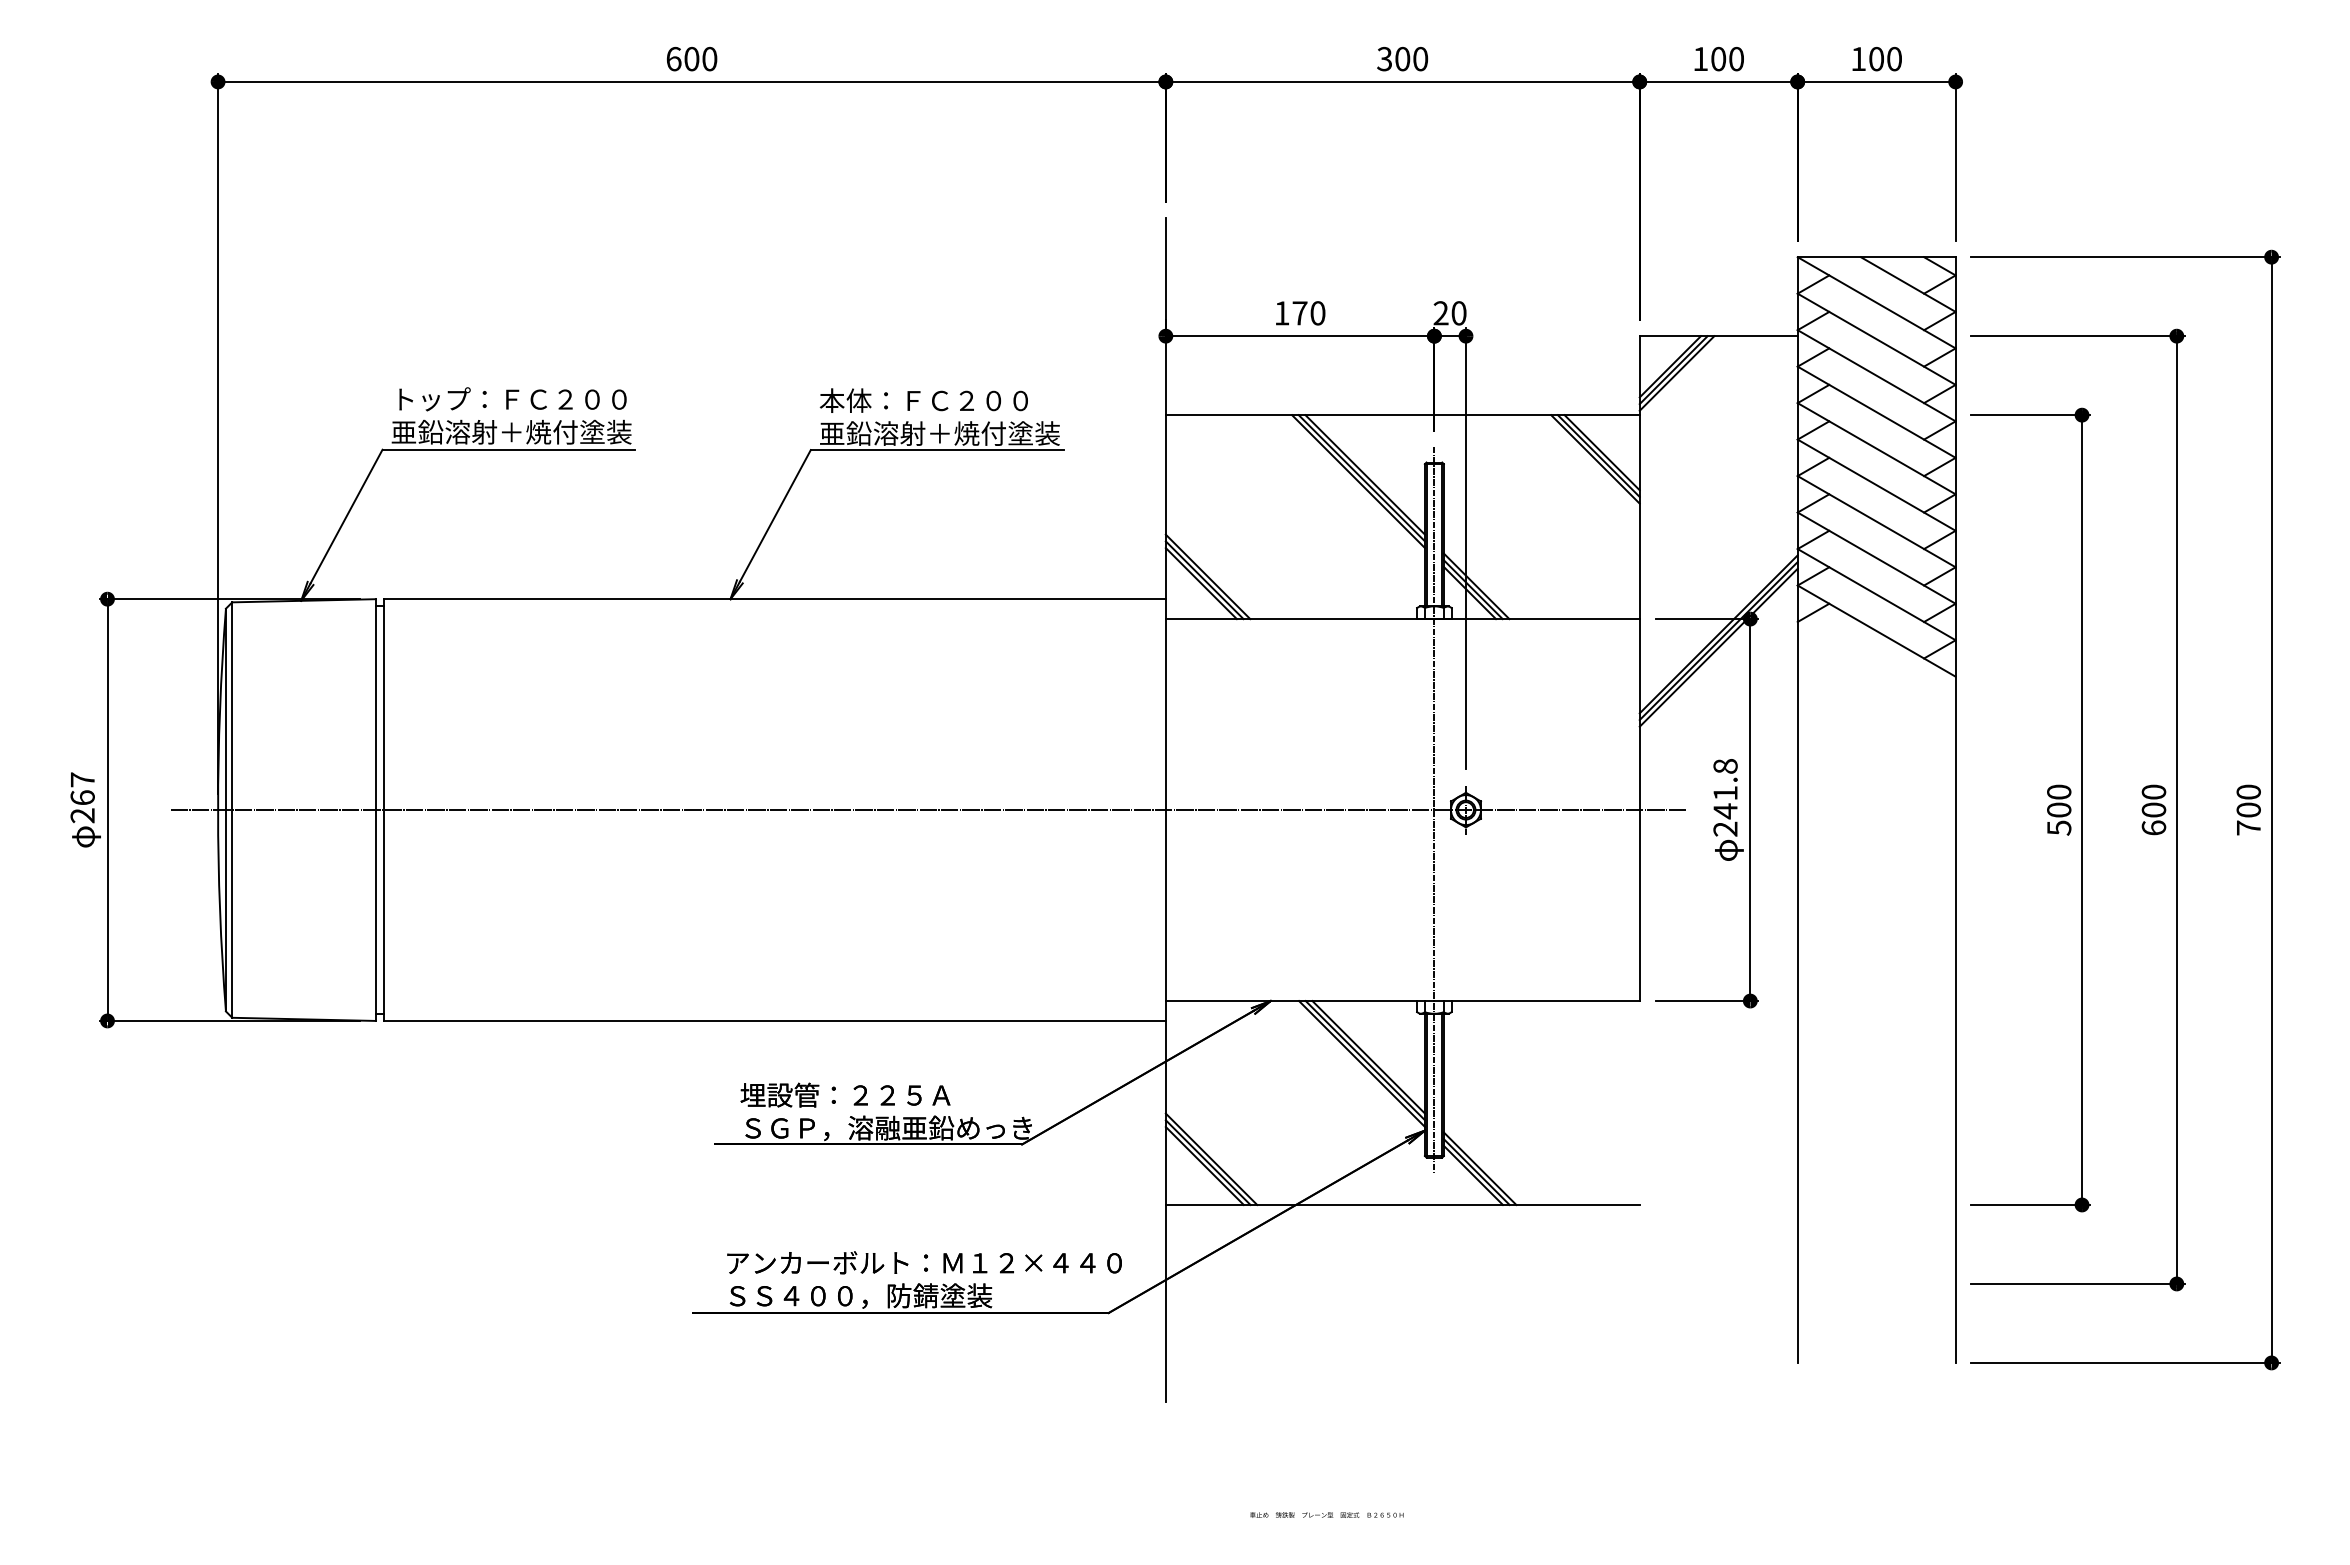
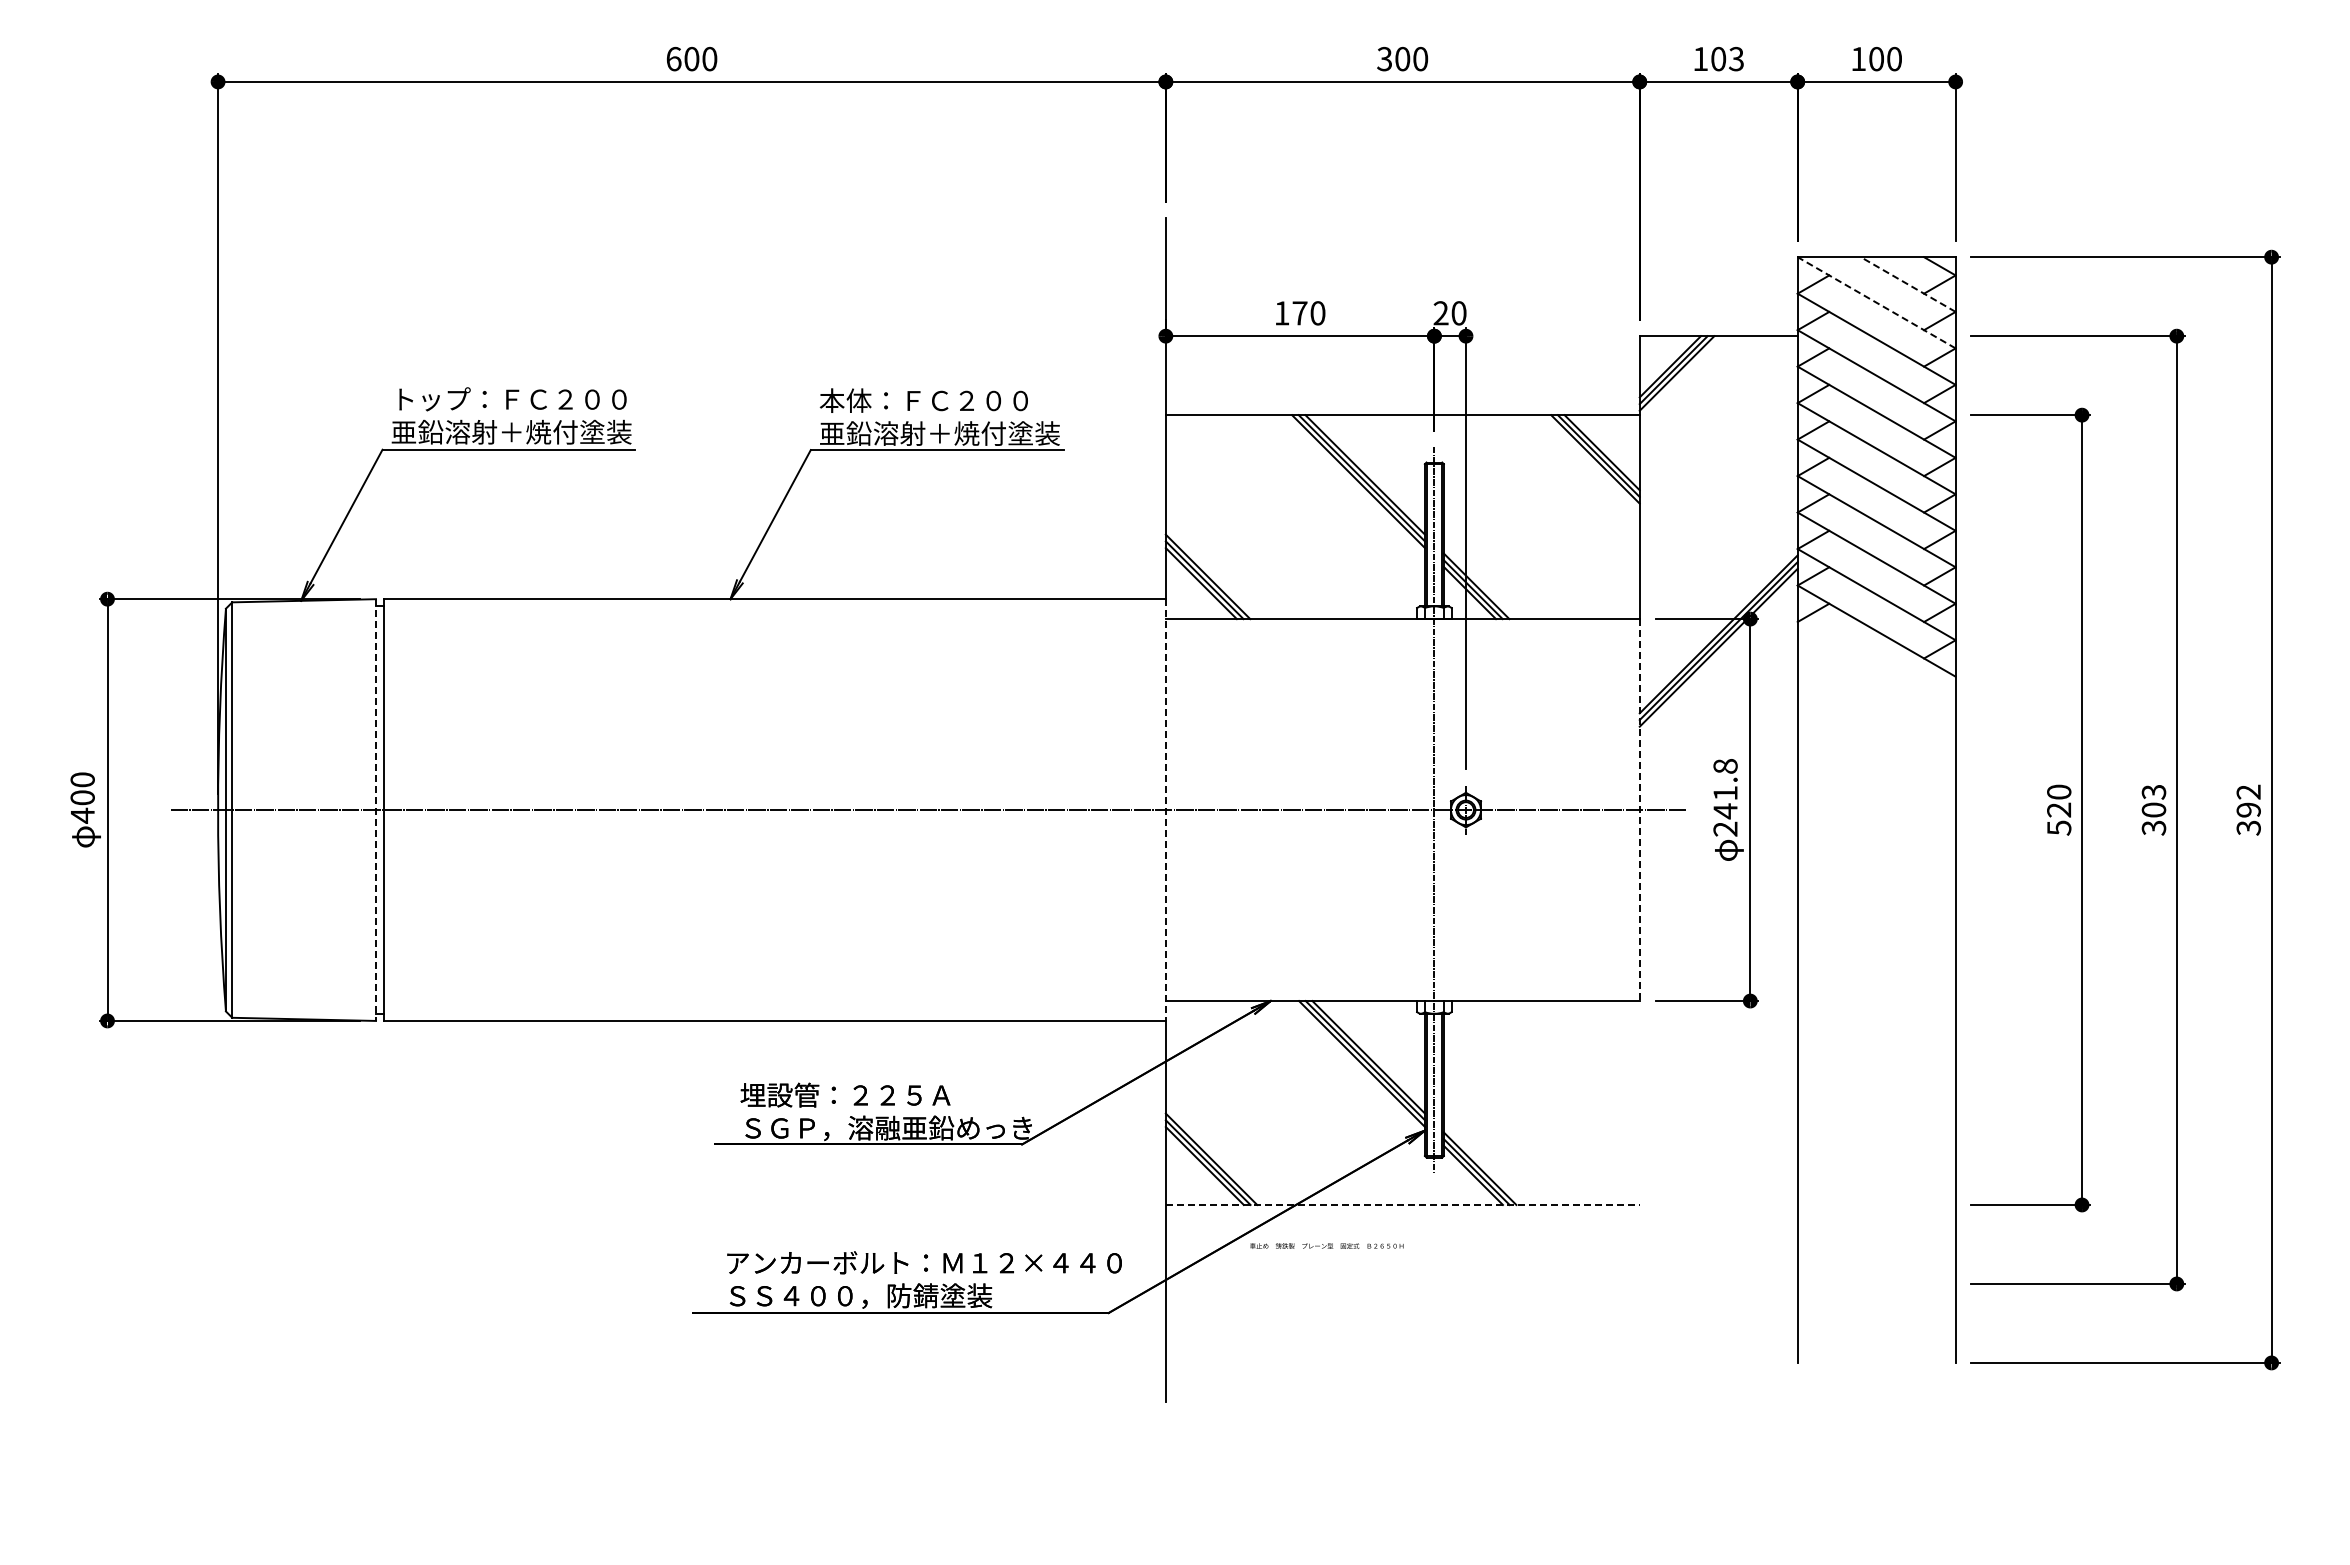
text: 100 -> 103 (1735, 59)
line: solid -> dashed (1908, 284)
line: solid -> dashed (1876, 302)
text: 267 -> 400 (82, 797)
text: 500 -> 520 (2059, 809)
text: 600 -> 303 (2153, 809)
text: 700 -> 392 (2248, 809)
line: solid -> dashed (376, 810)
line: solid -> dashed (1165, 810)
line: solid -> dashed (1639, 810)
line: solid -> dashed (1402, 1204)
text position: (1326, 1514) -> (1326, 1245) (1326, 1245)
